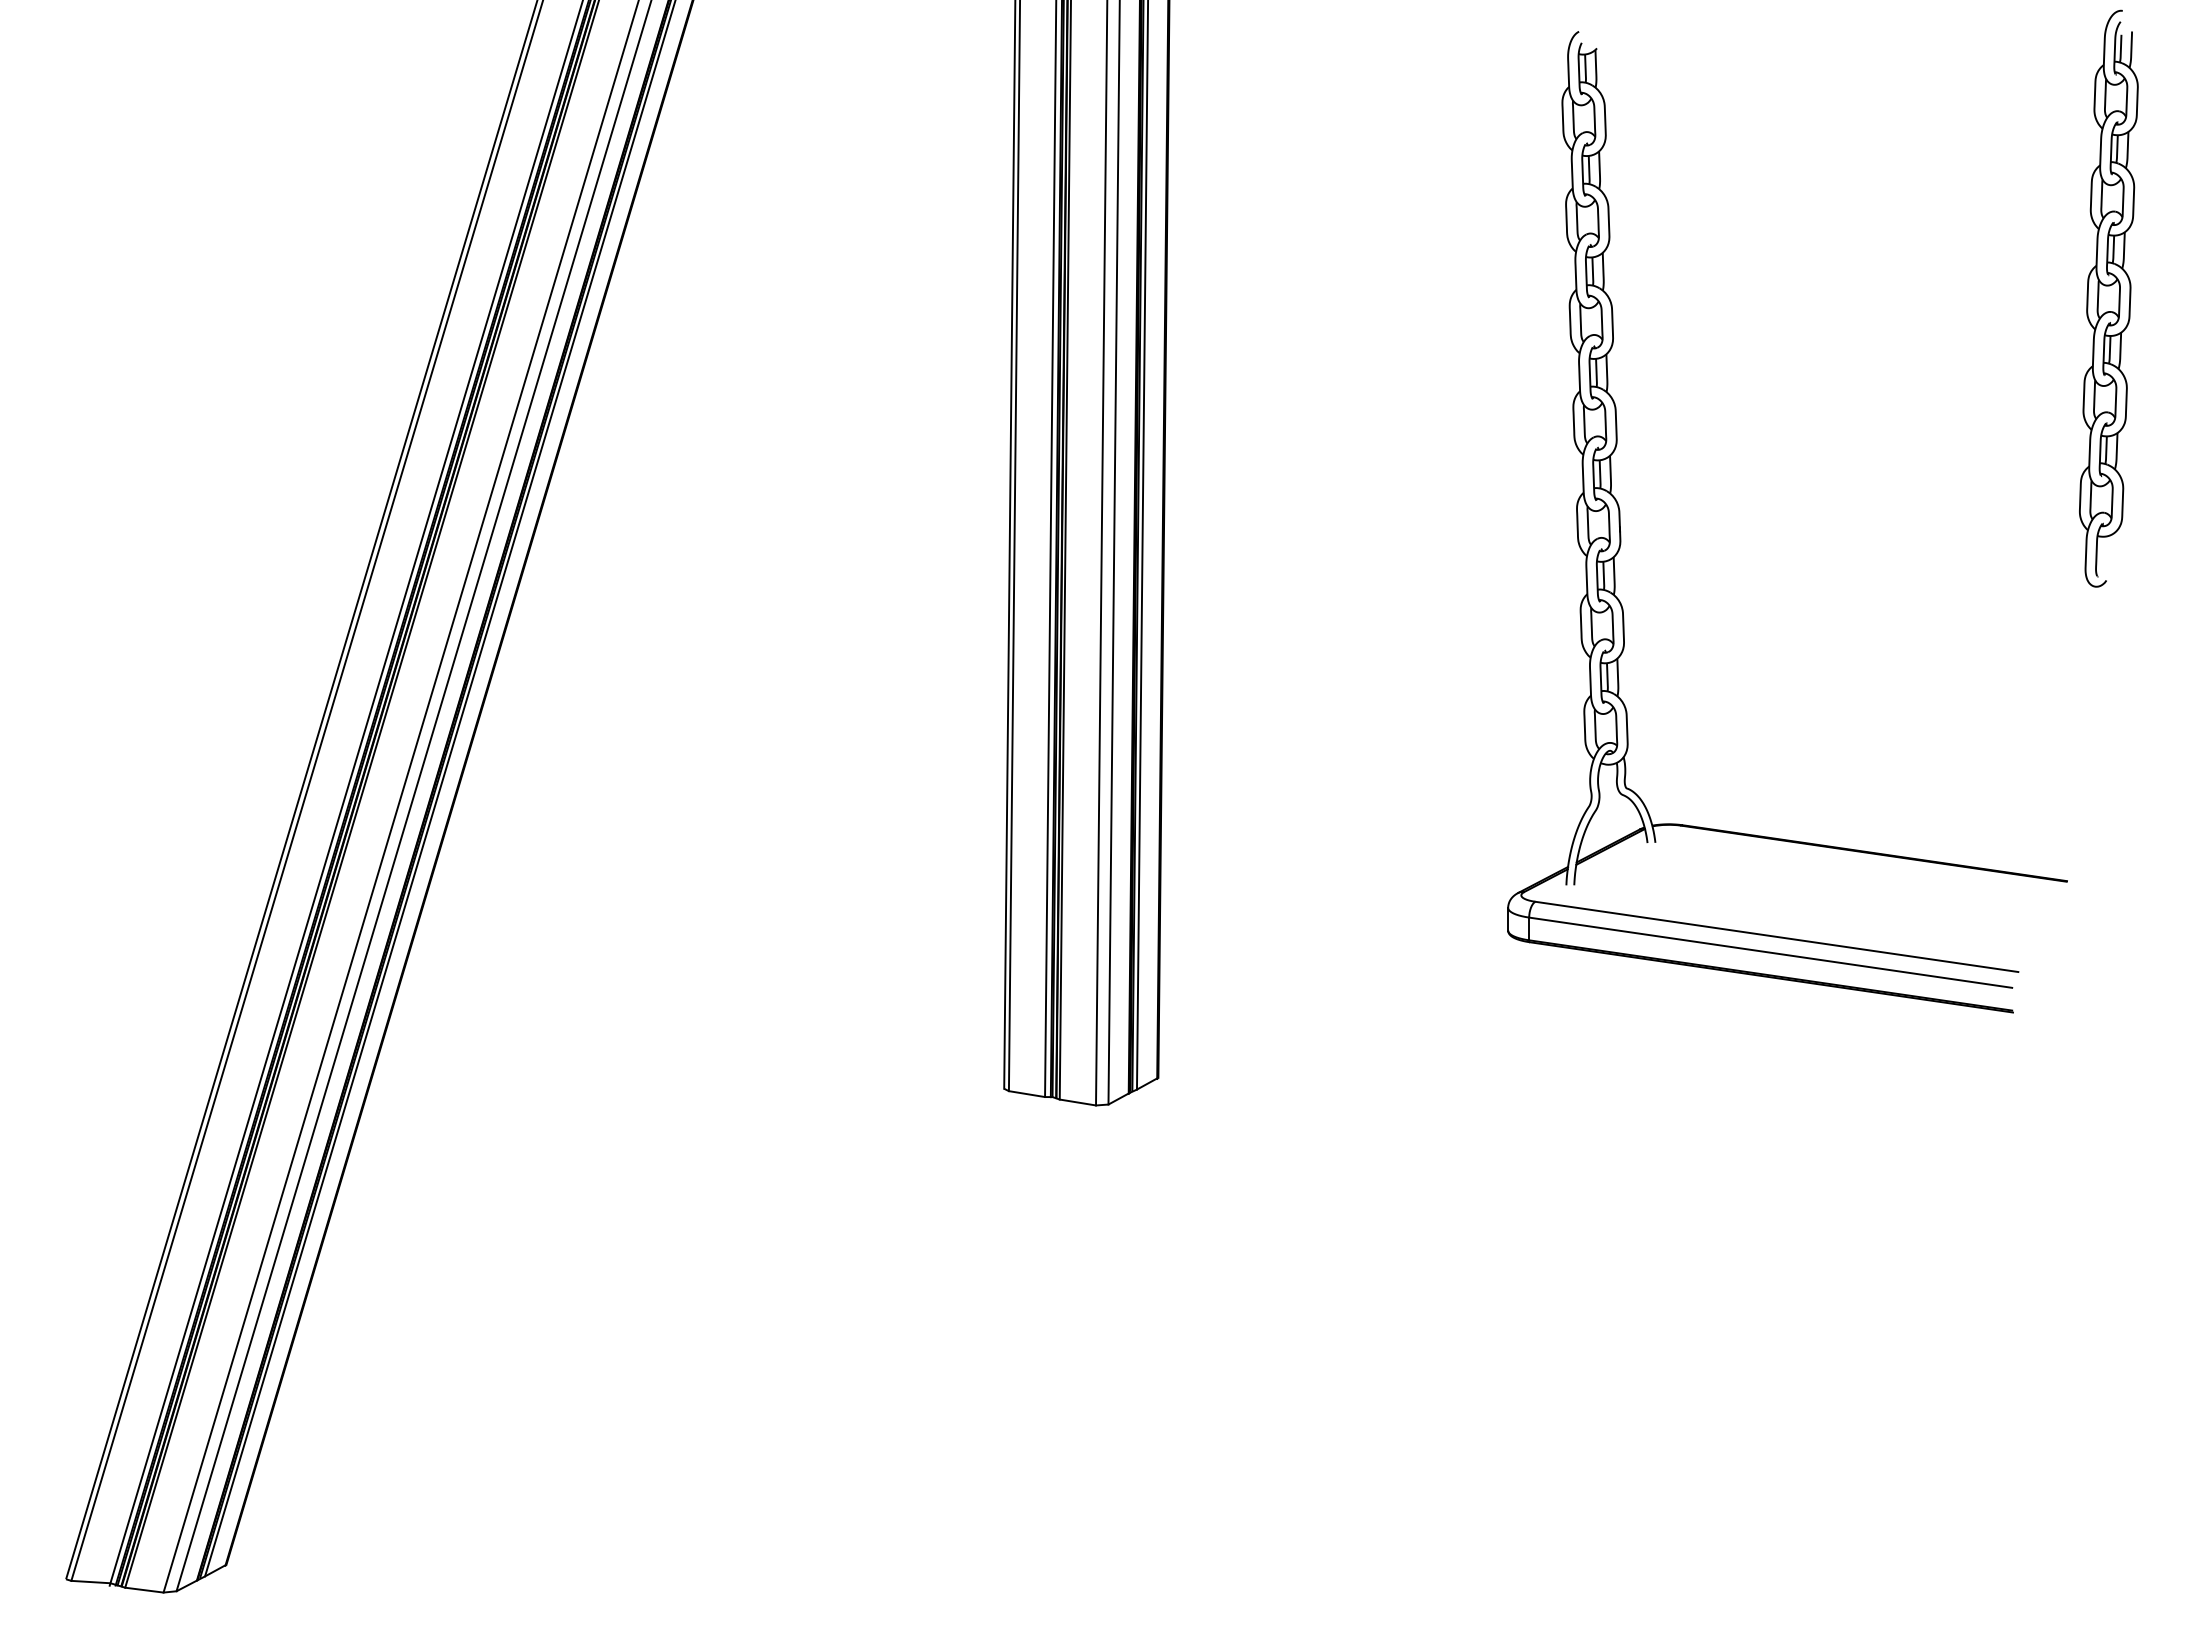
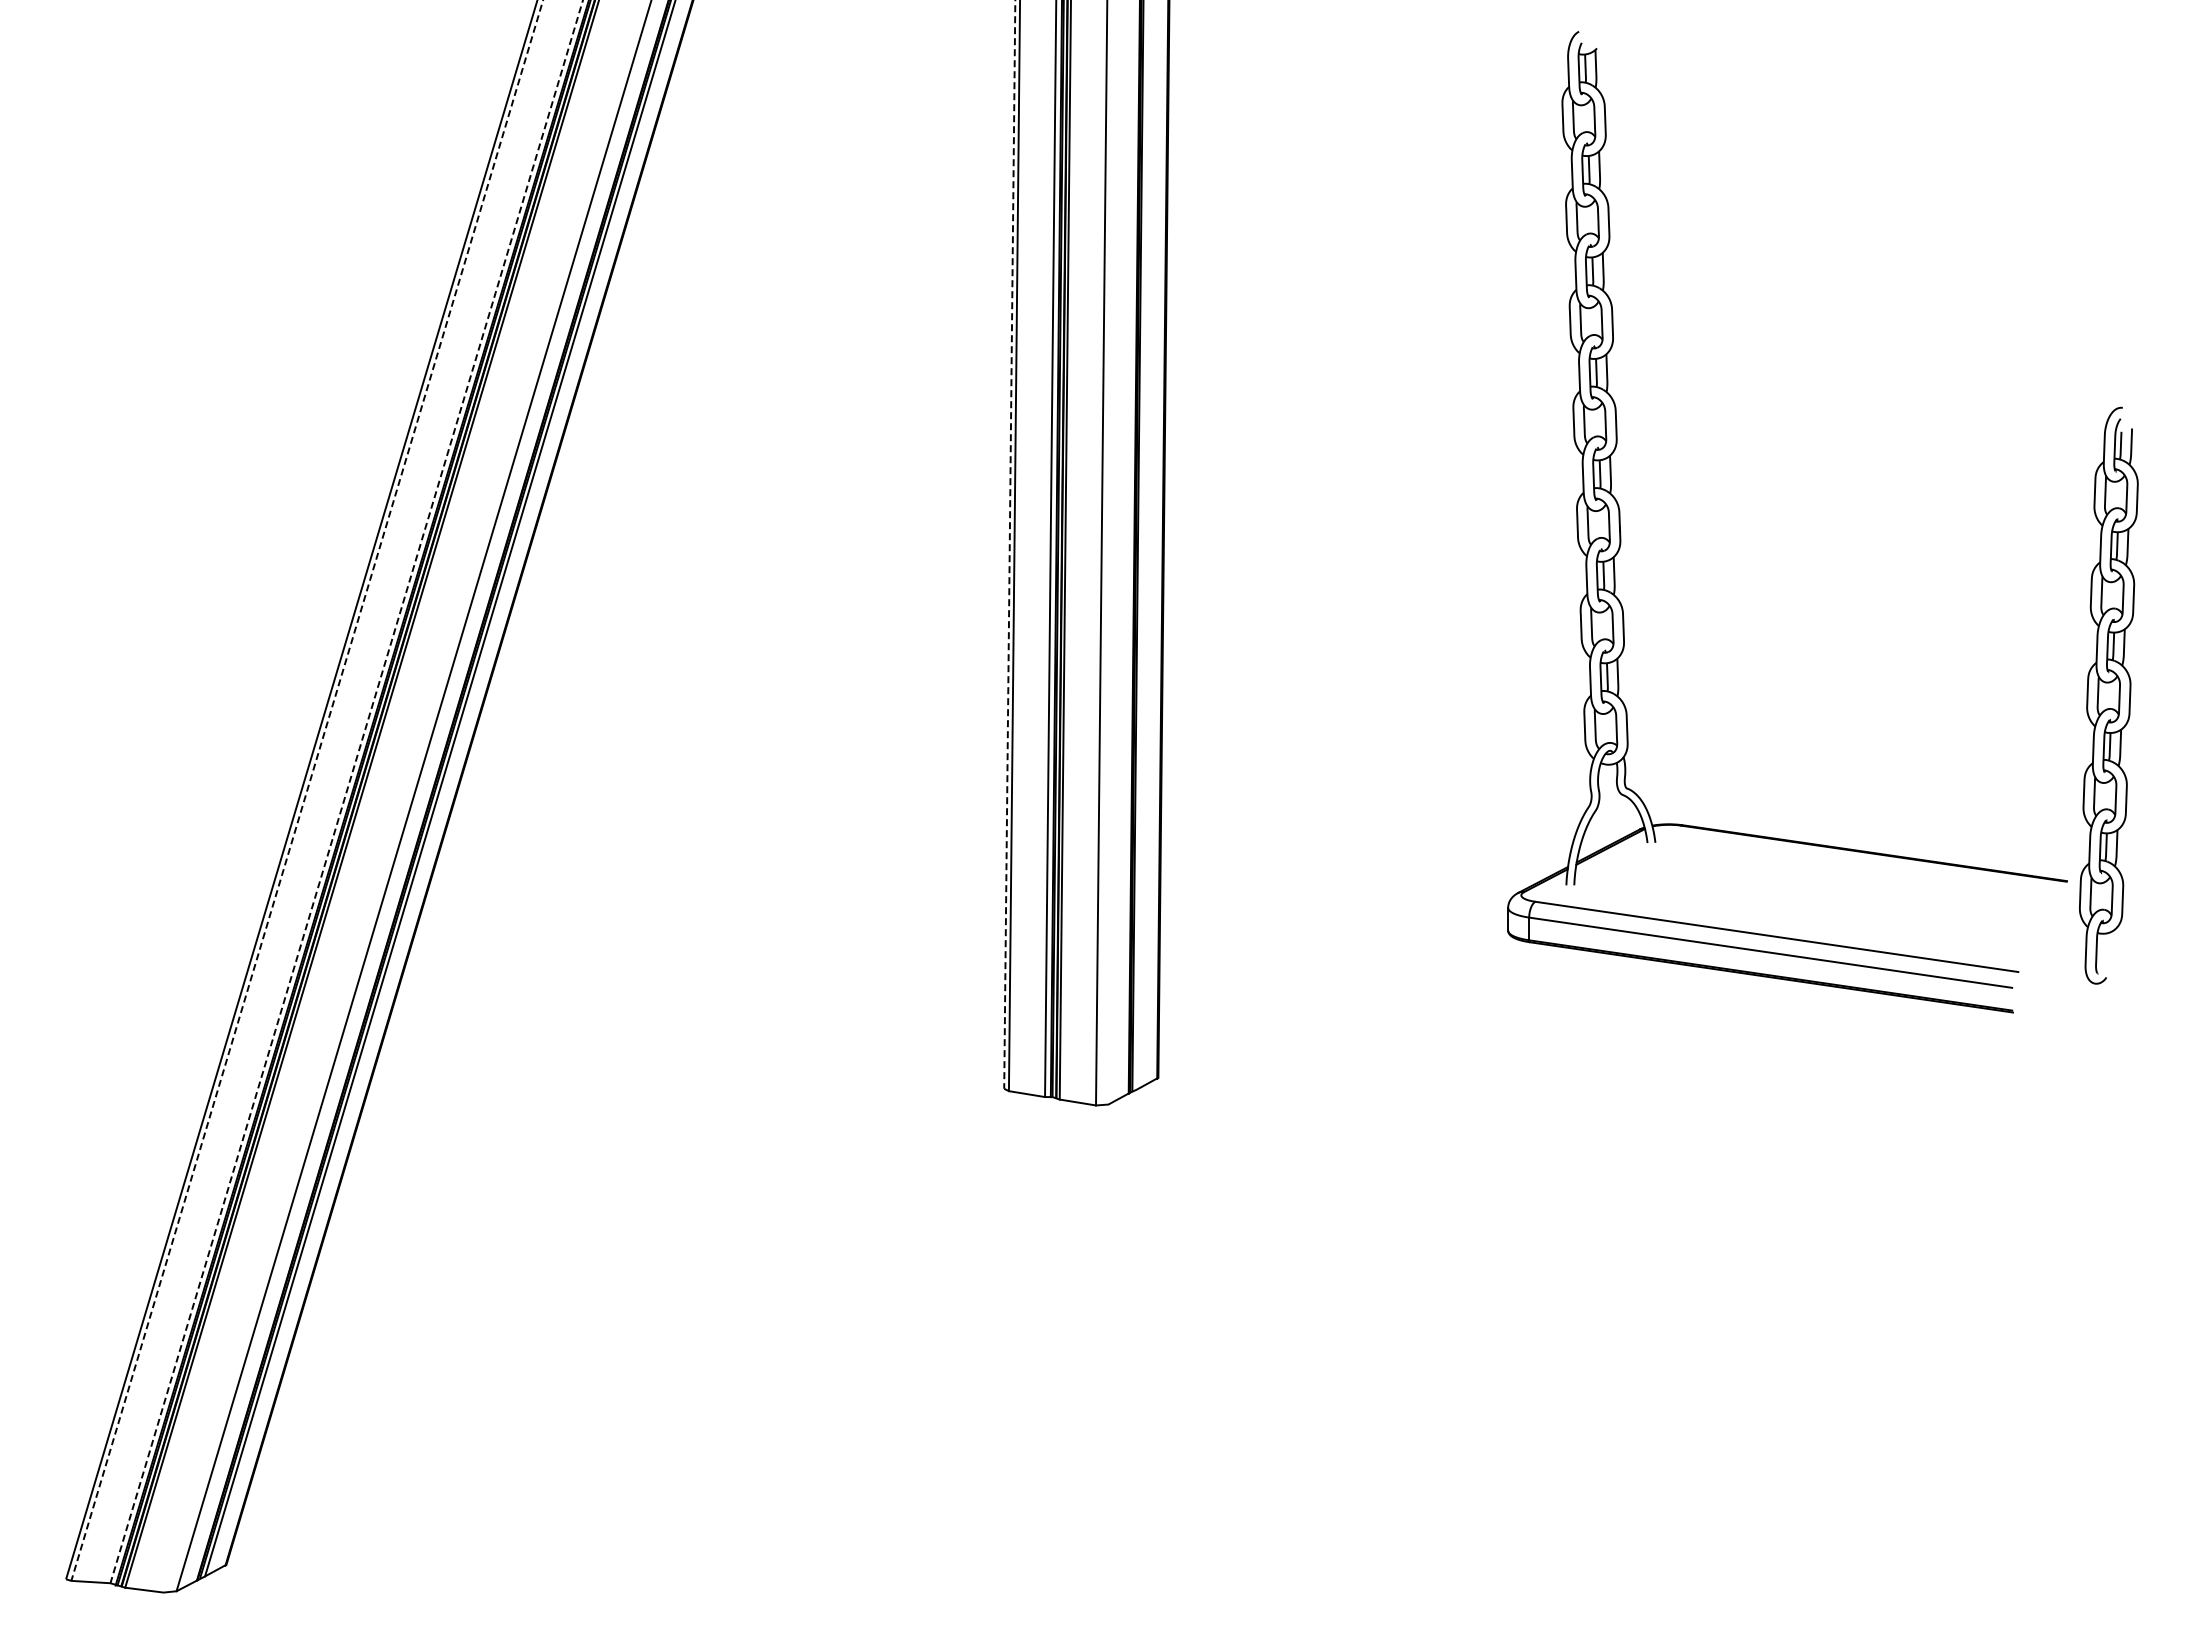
part position: (2108, 298) -> (2108, 695) (2108, 695)
line: solid -> dashed (1009, 544)
line: present -> none (1142, 545)
line: present -> none (1113, 553)
line: solid -> dashed (307, 791)
line: solid -> dashed (346, 793)
line: present -> none (400, 797)
